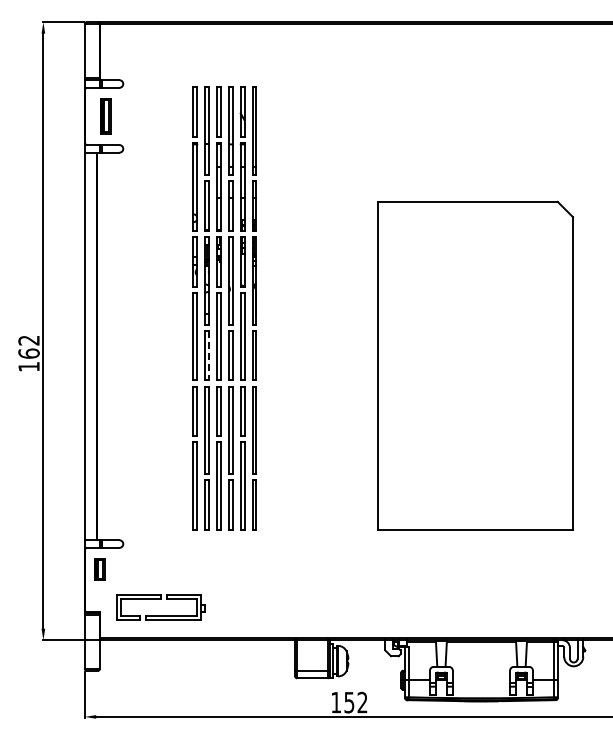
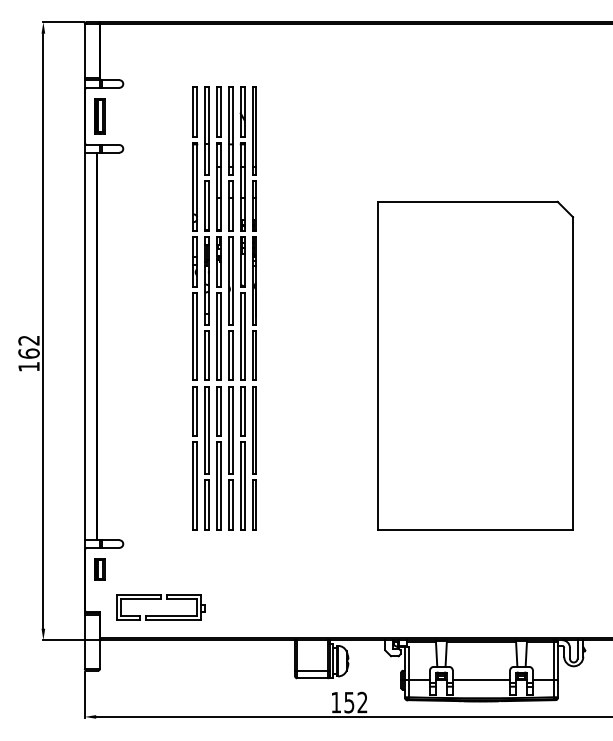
part position: (105, 116) -> (99, 116) (99, 116)
line: dashed -> solid (209, 355)
line: none -> present (481, 680)
